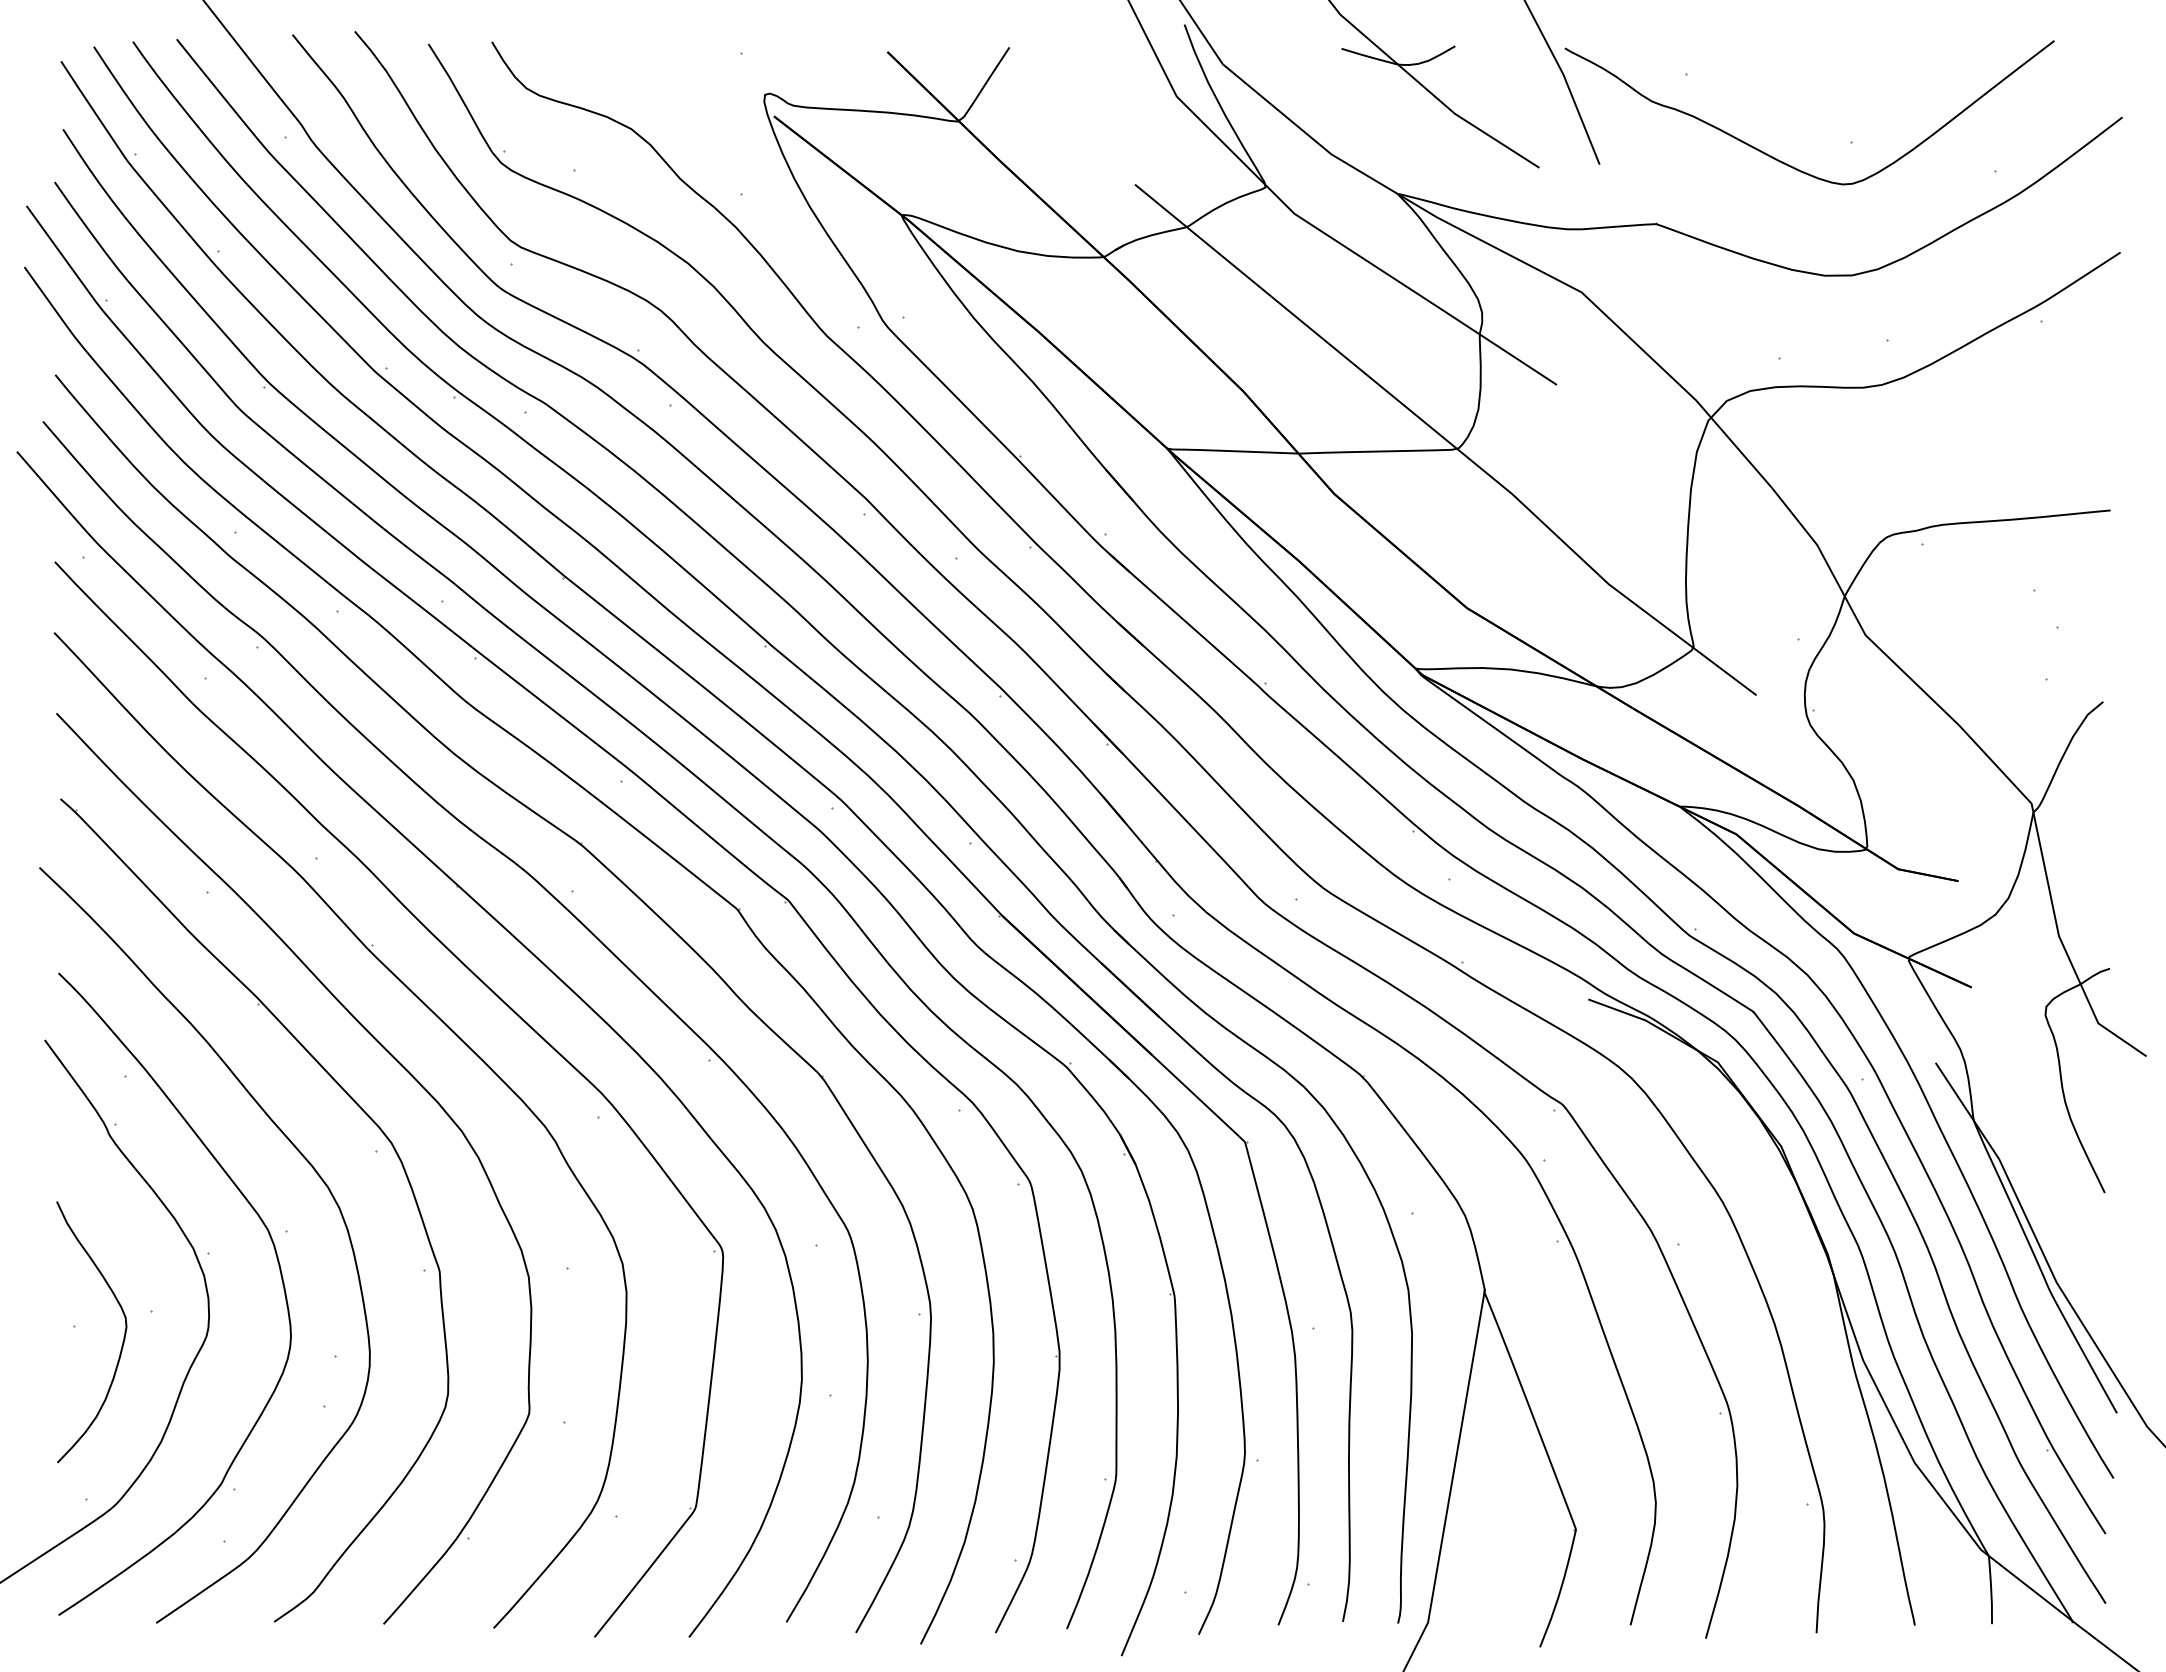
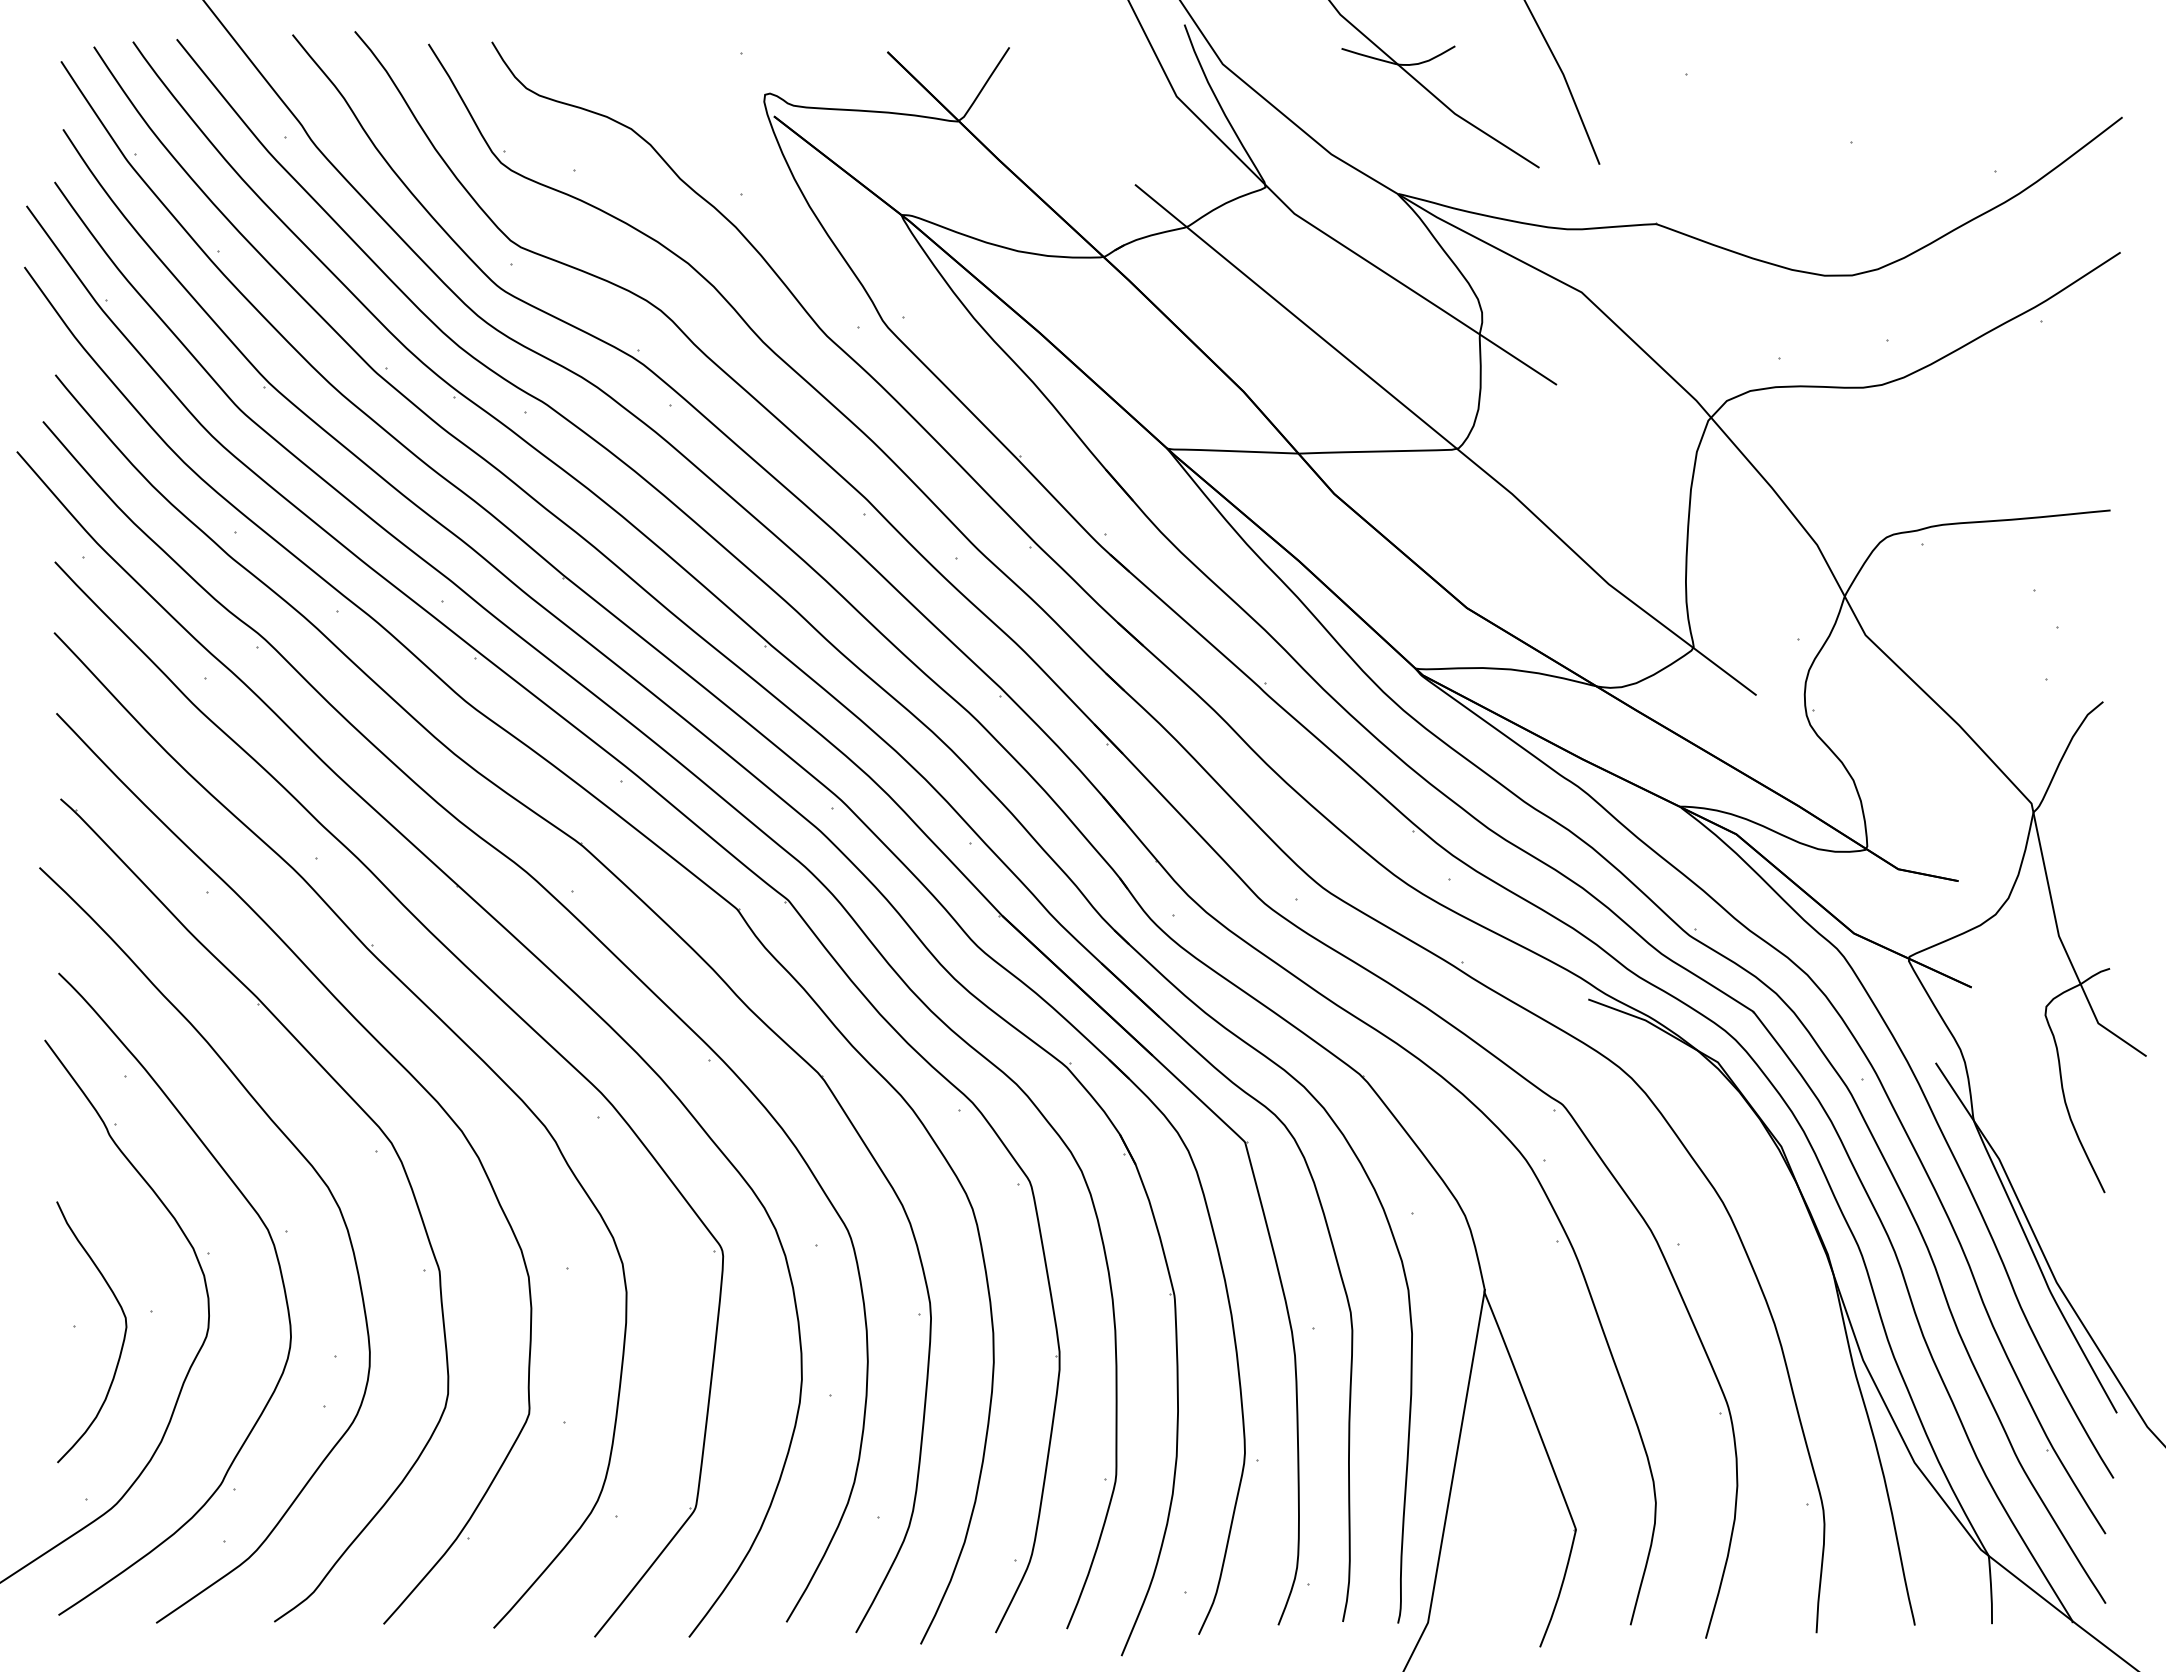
curve: present -> none (1787, 163)
